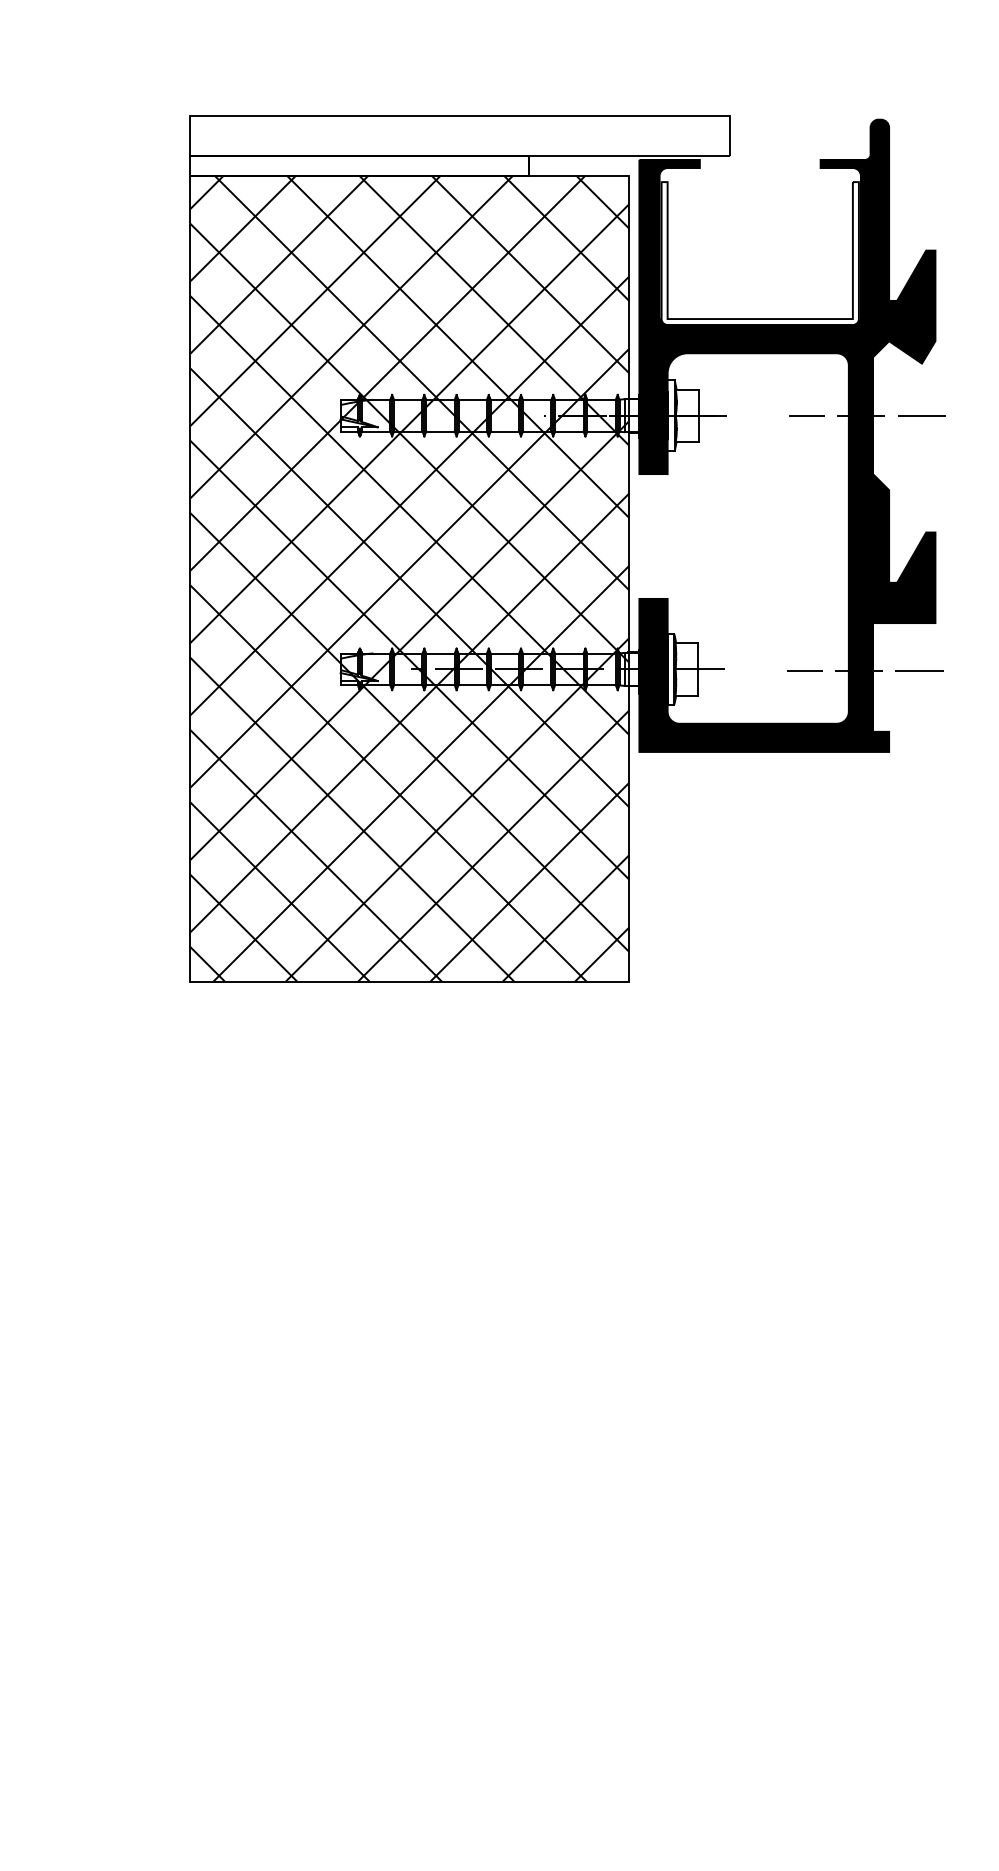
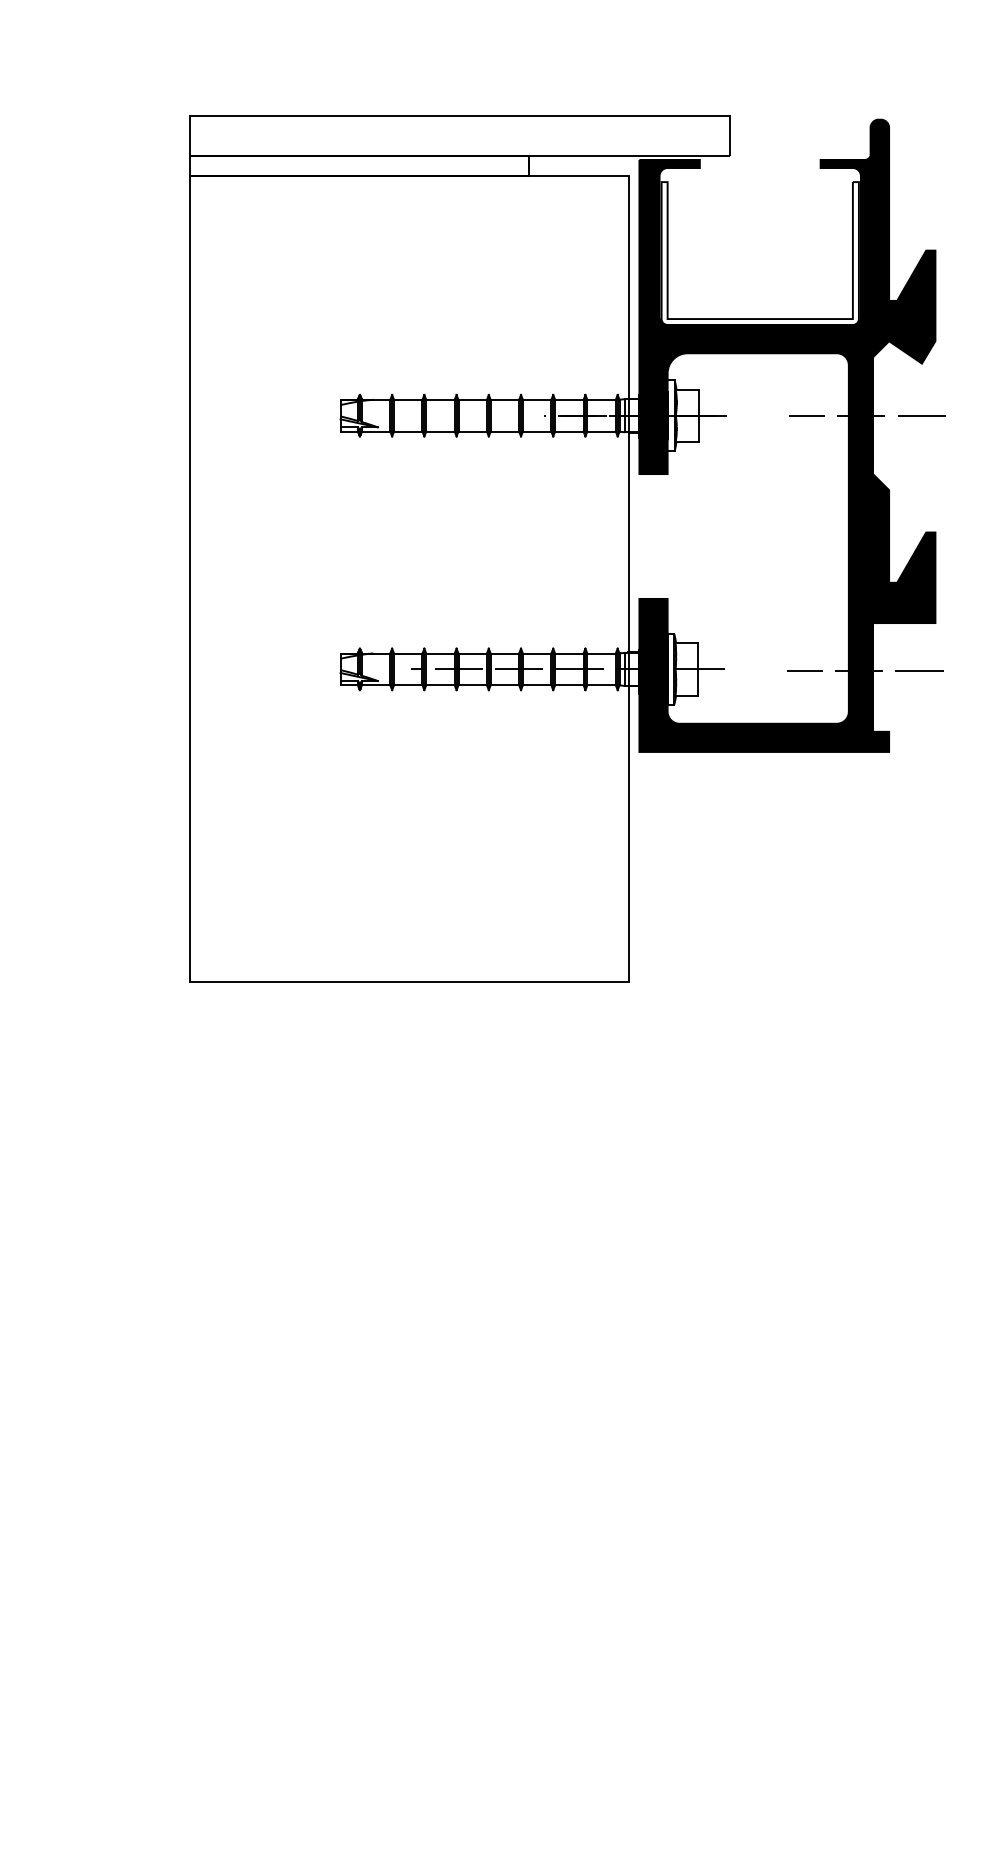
hatch: present -> none (409, 578)
